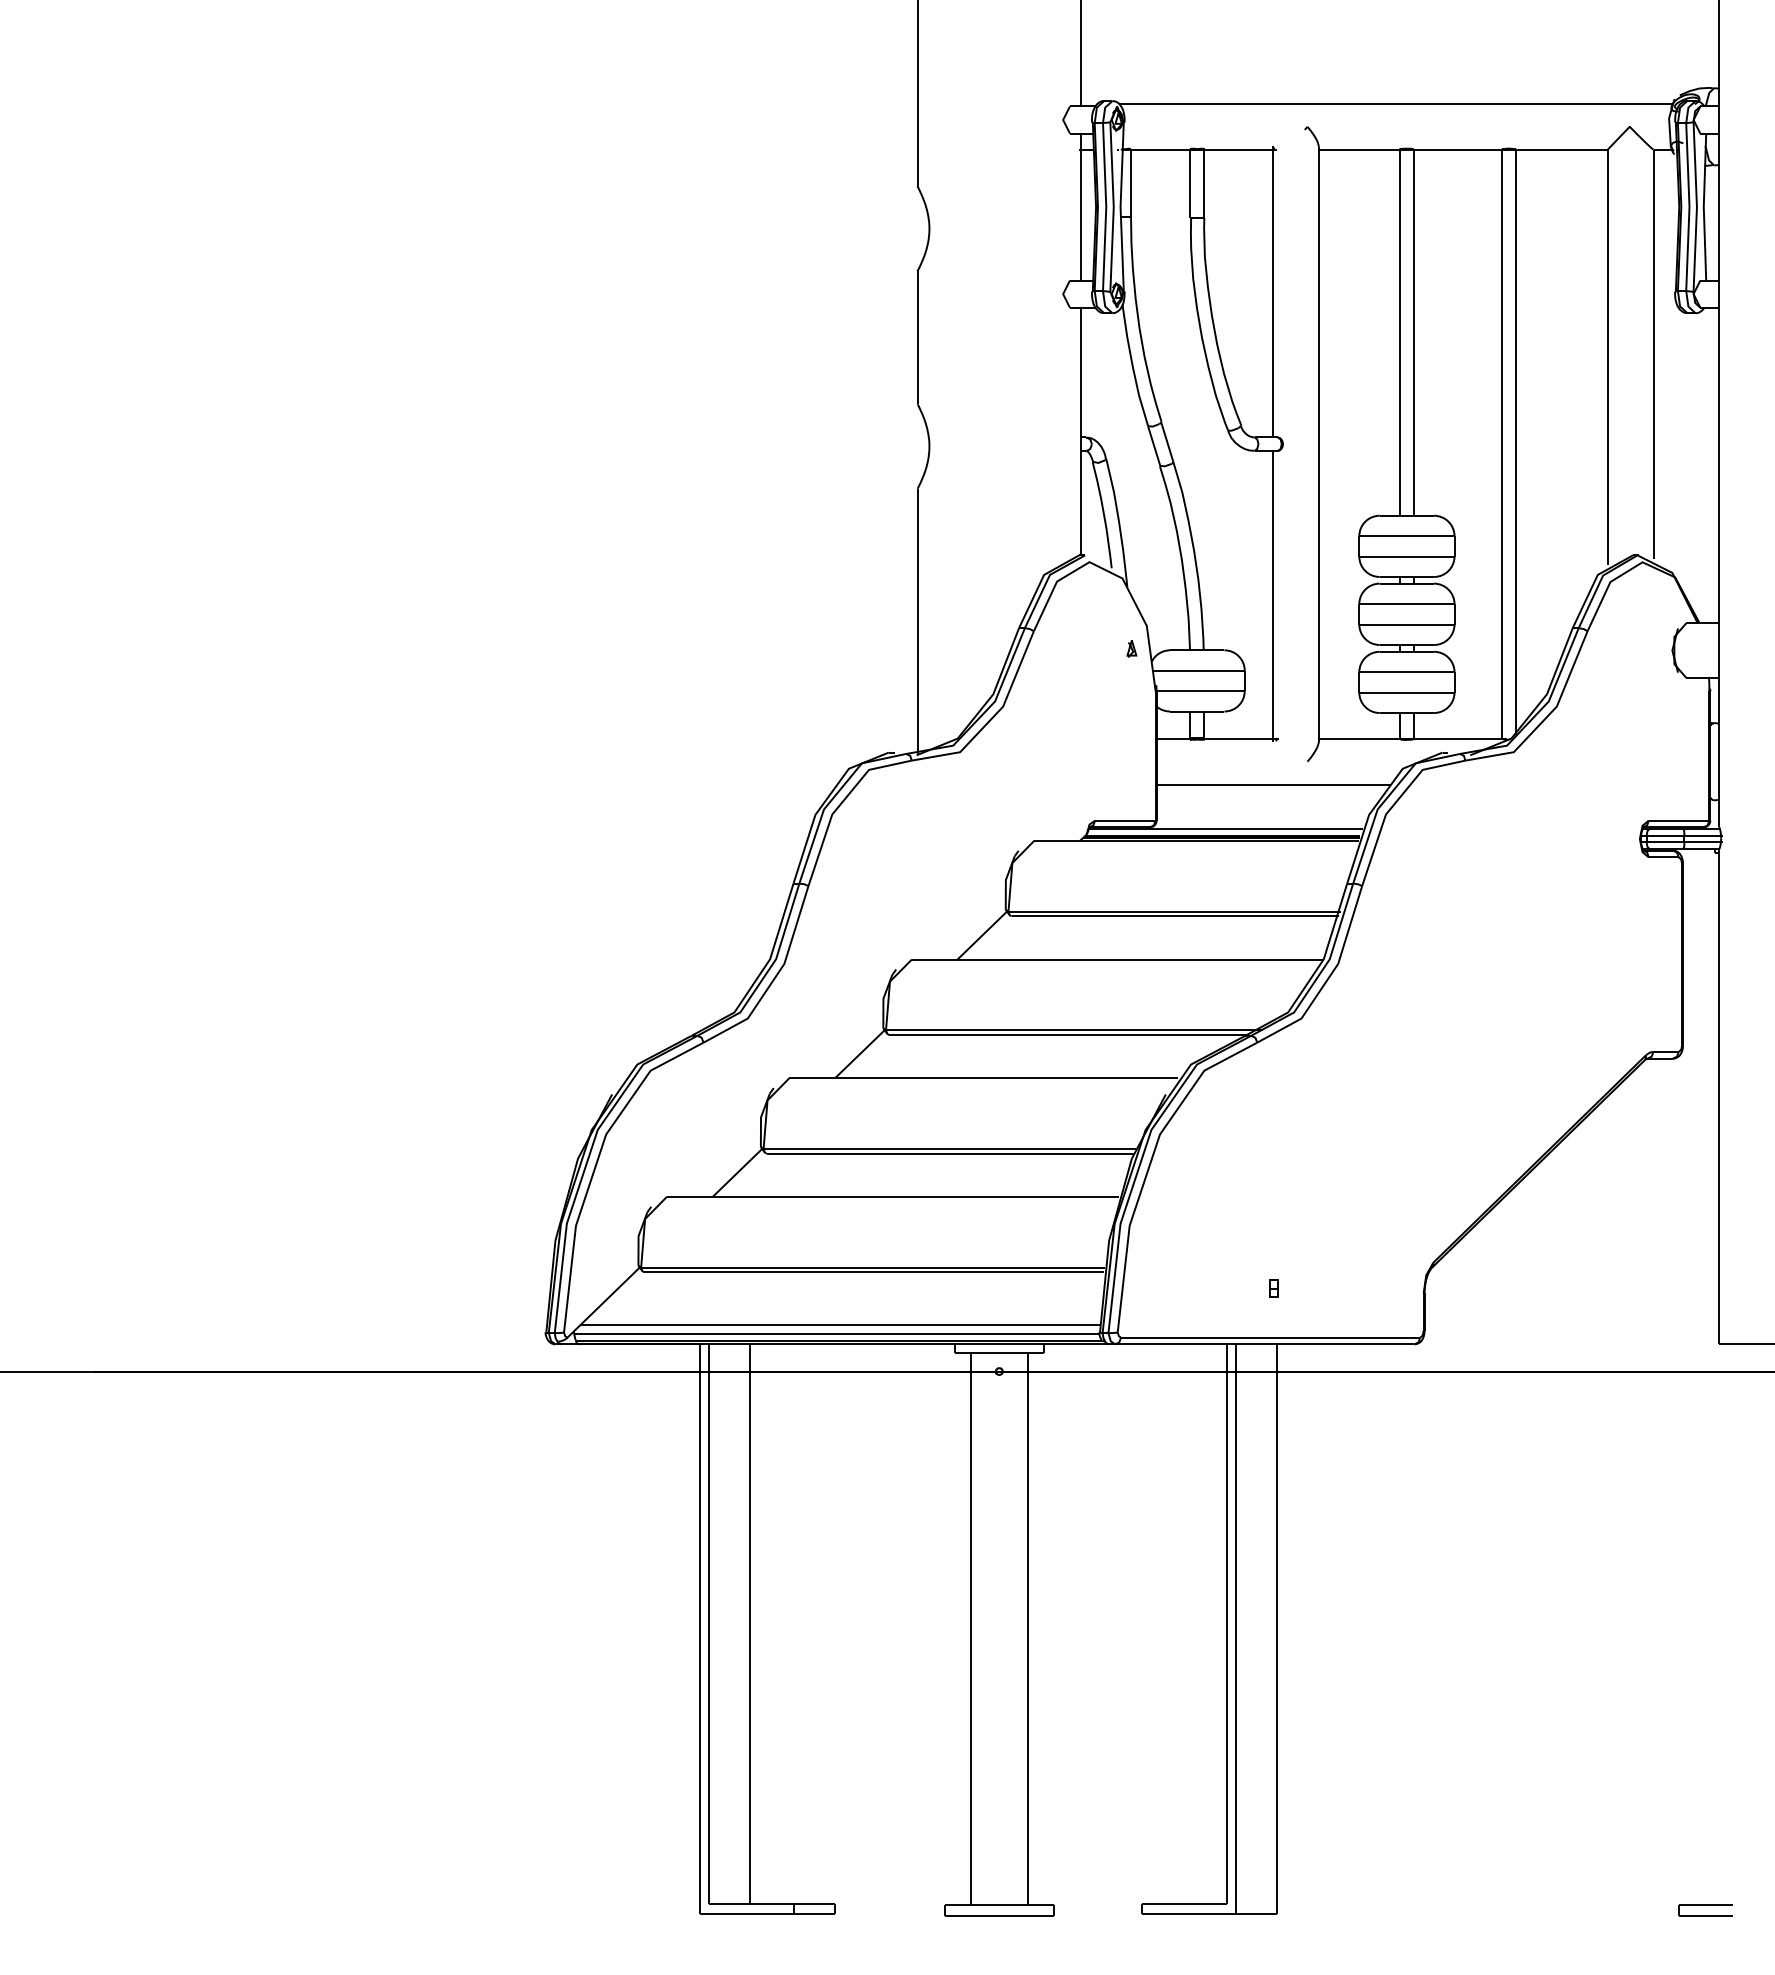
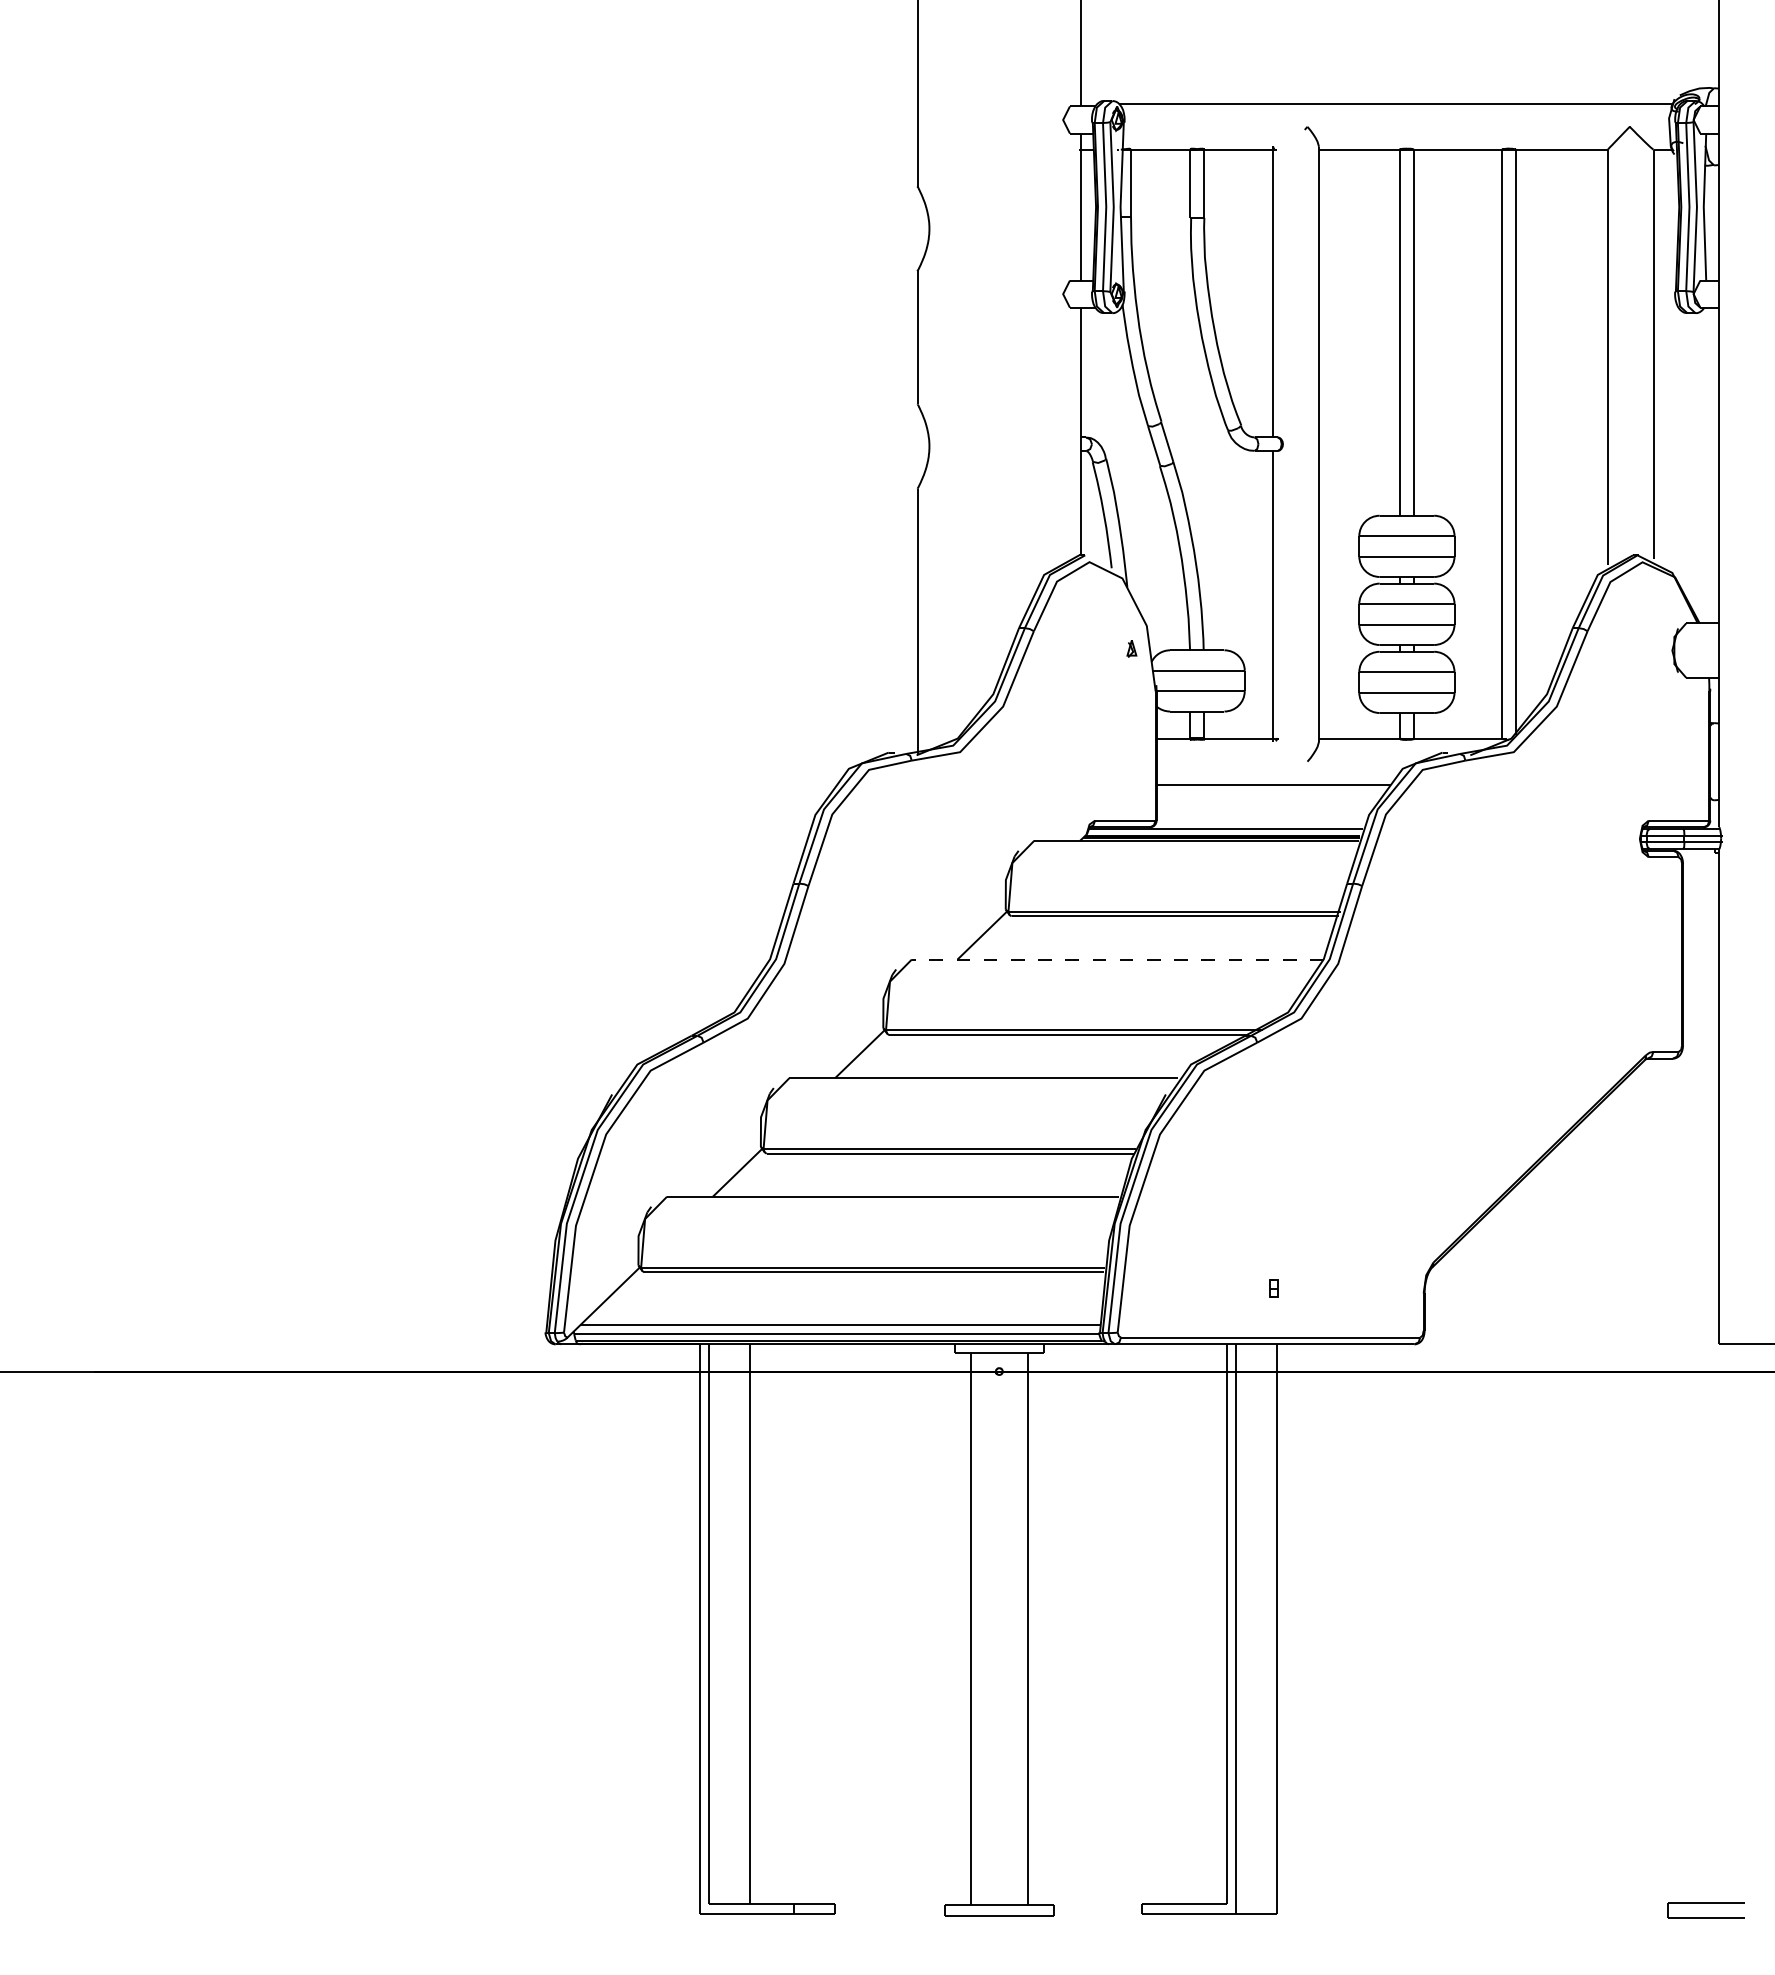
line: solid -> dashed (1117, 959)
part size: 55x13 px -> 78x17 px (1705, 1910)
